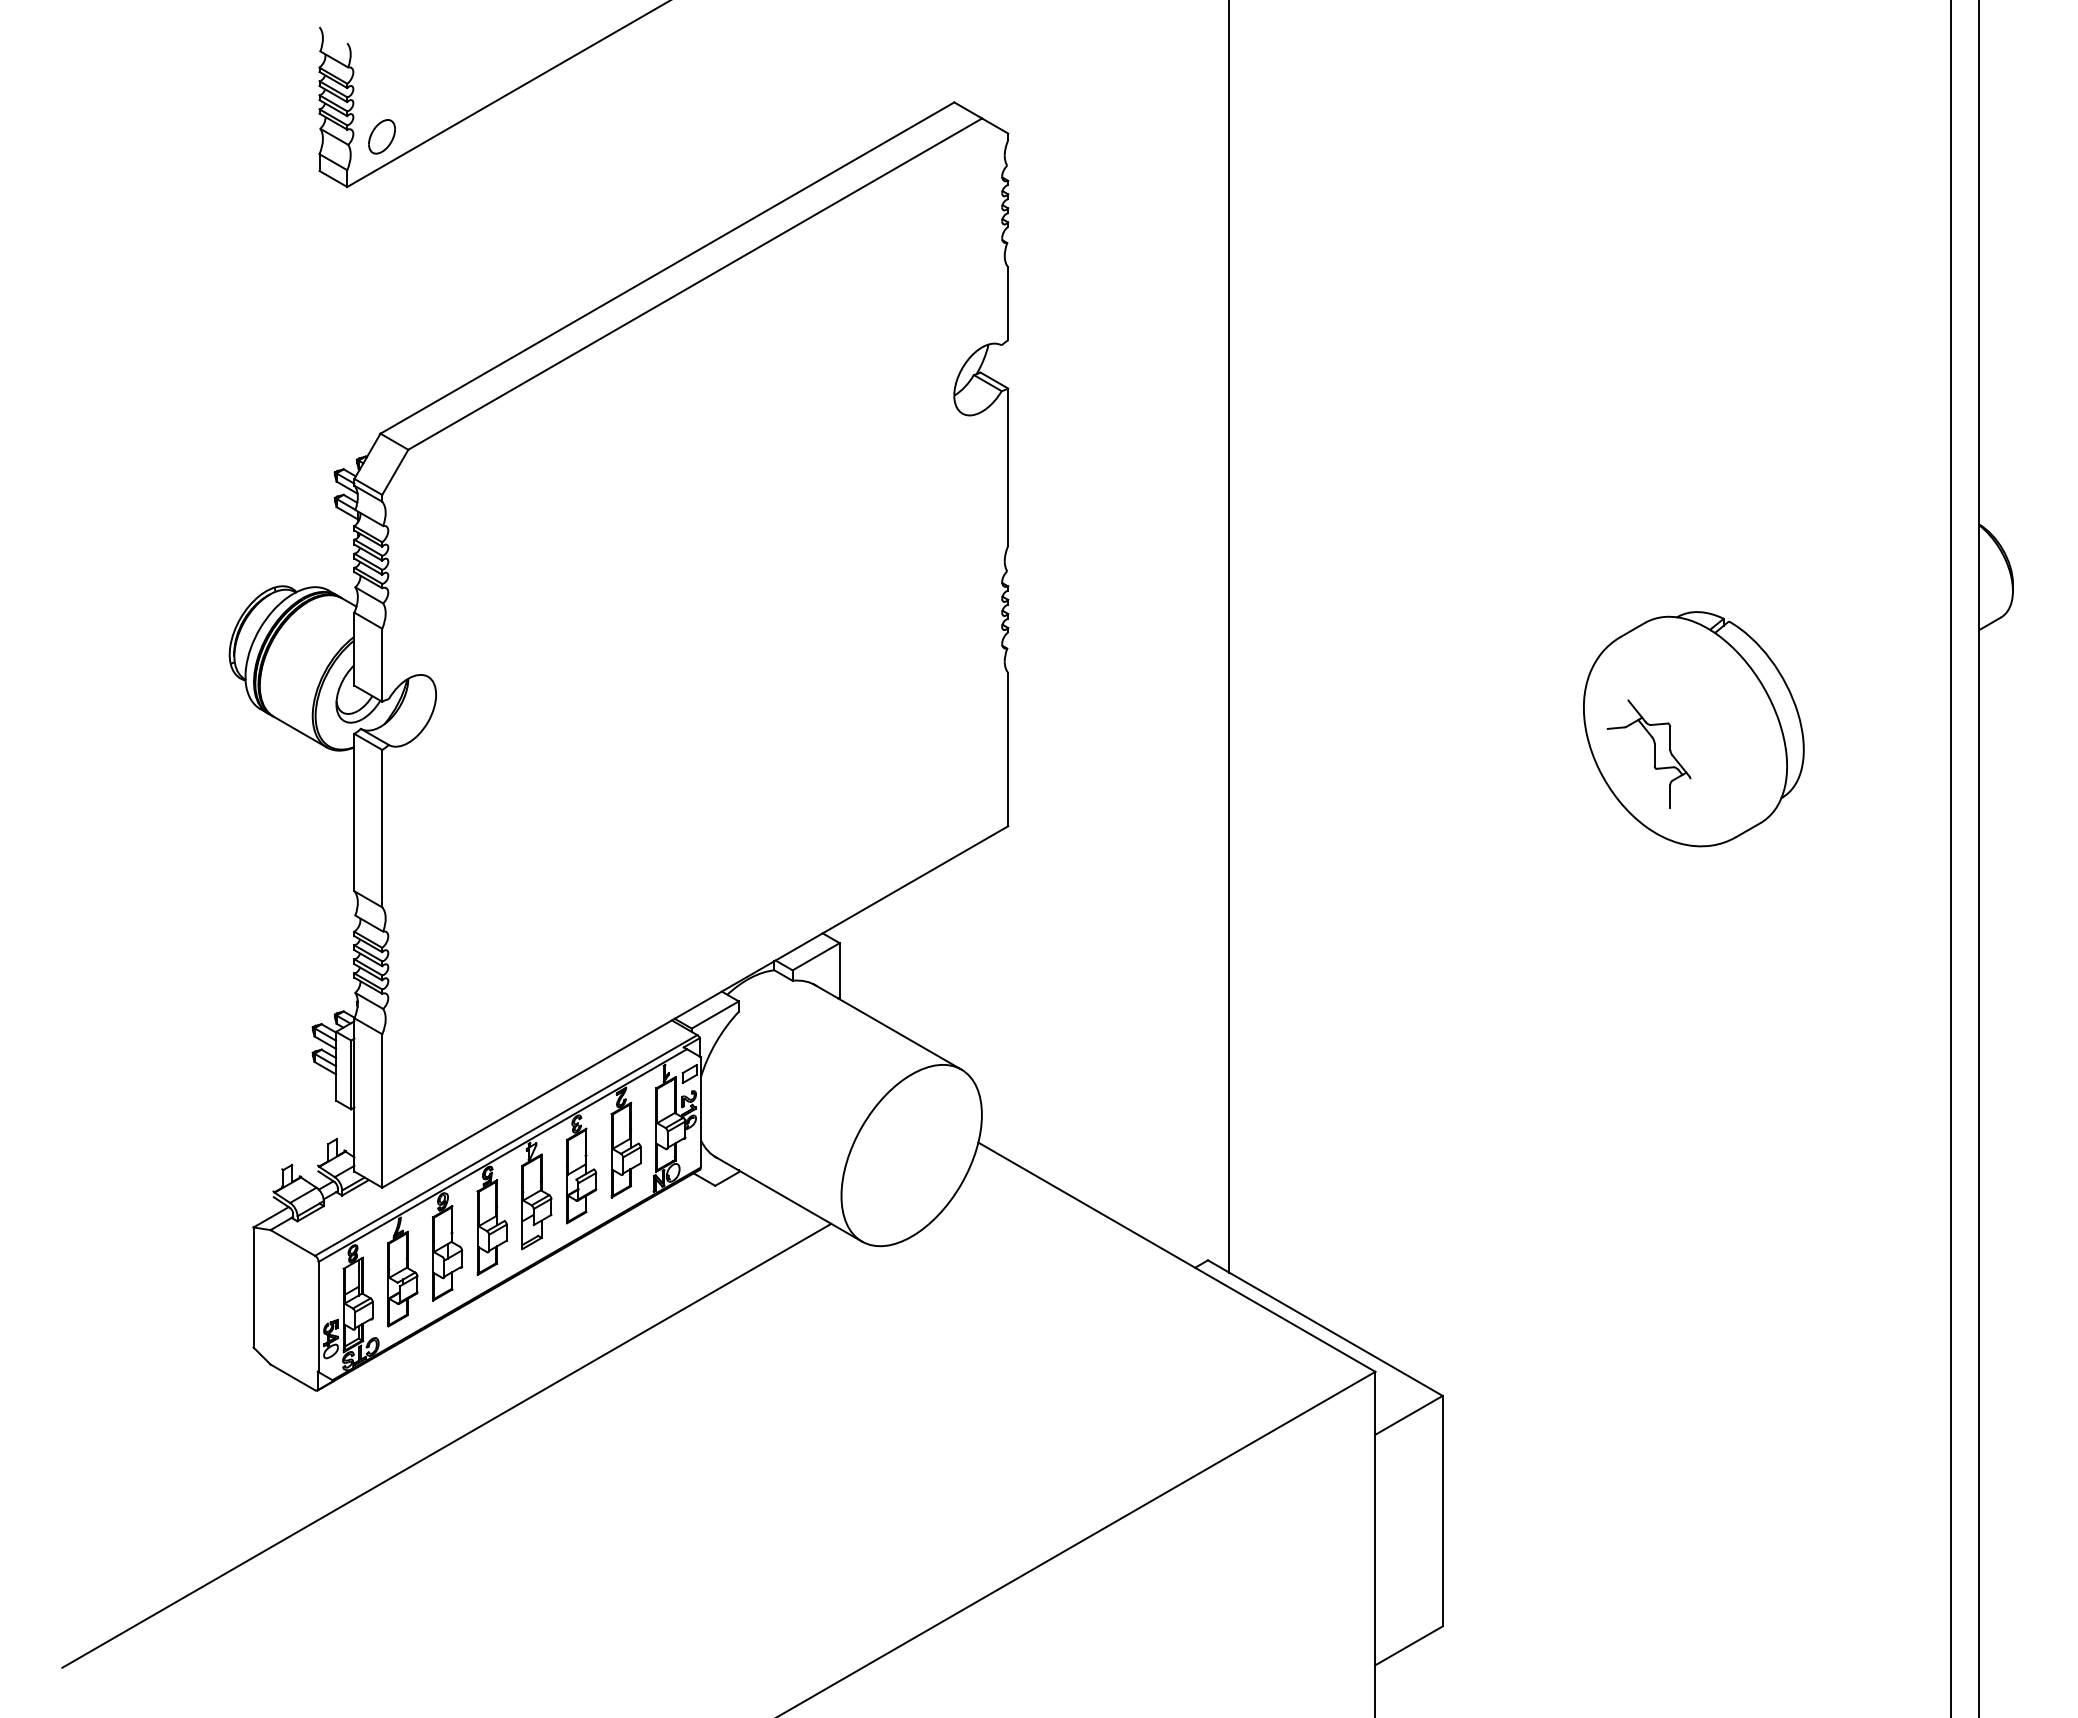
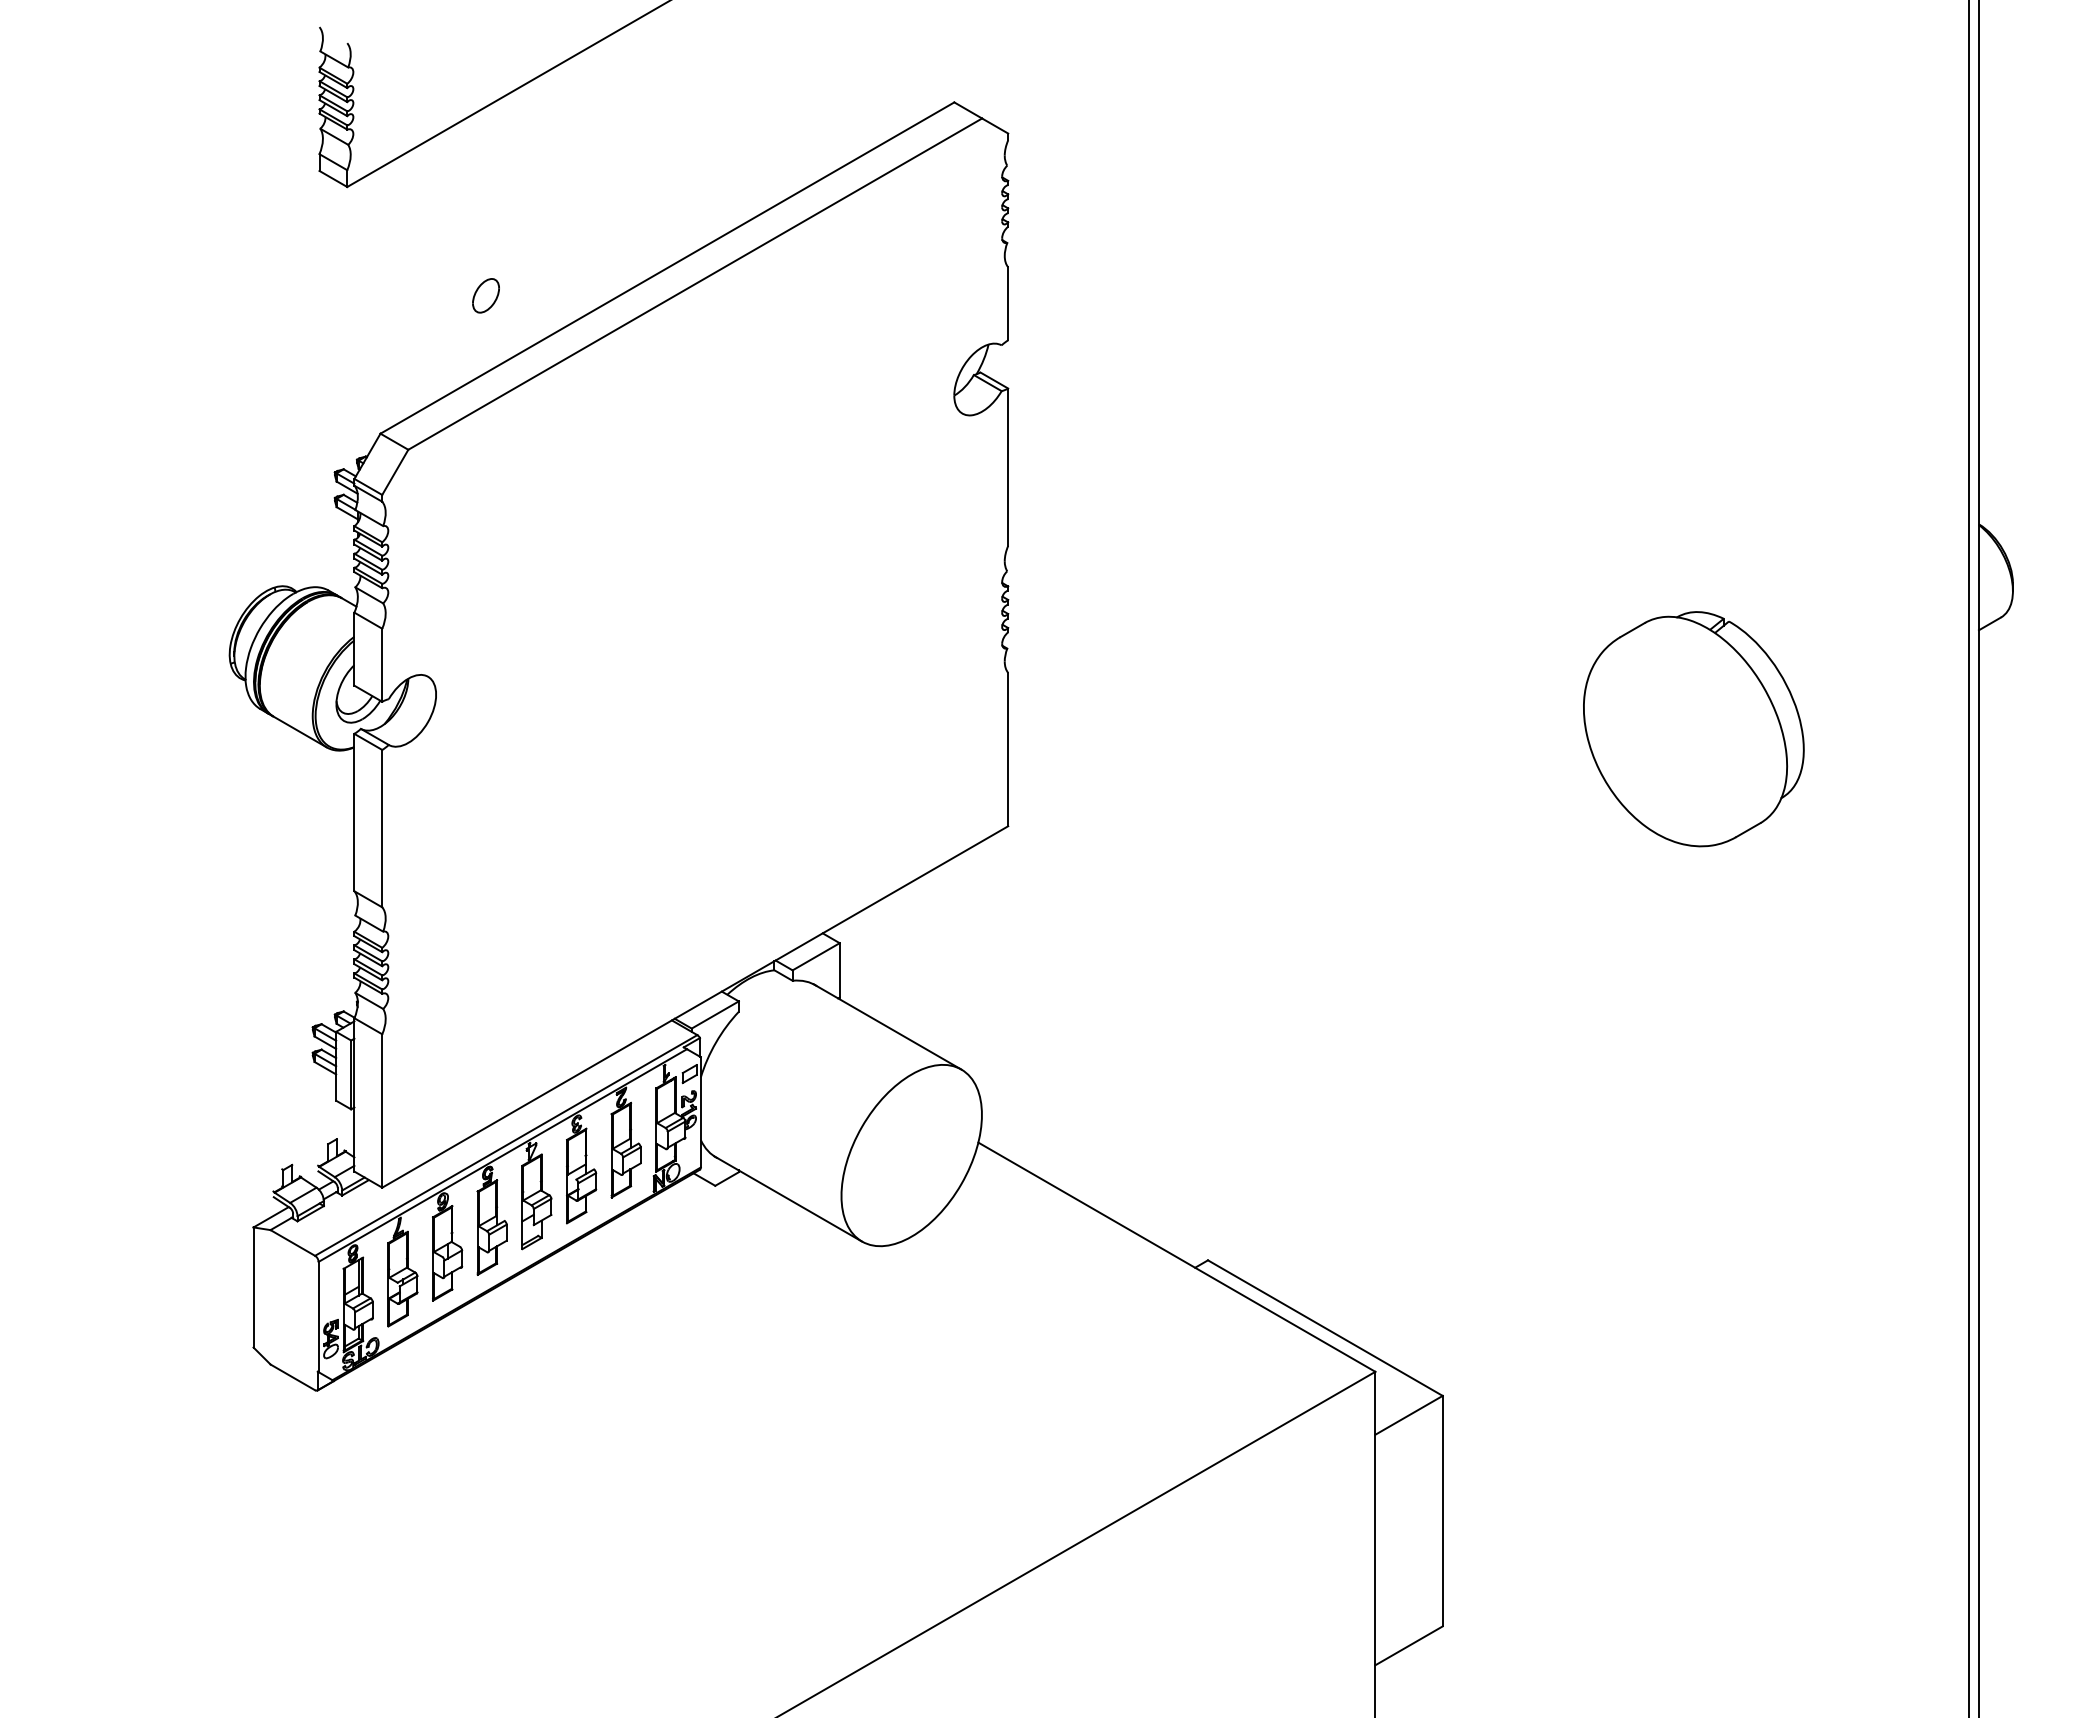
part position: (381, 136) -> (485, 295) (485, 295)
line: present -> none (1229, 637)
part: present -> none (1648, 753)
line position: (1950, 858) -> (1968, 858) (1968, 858)
line: present -> none (446, 1445)
